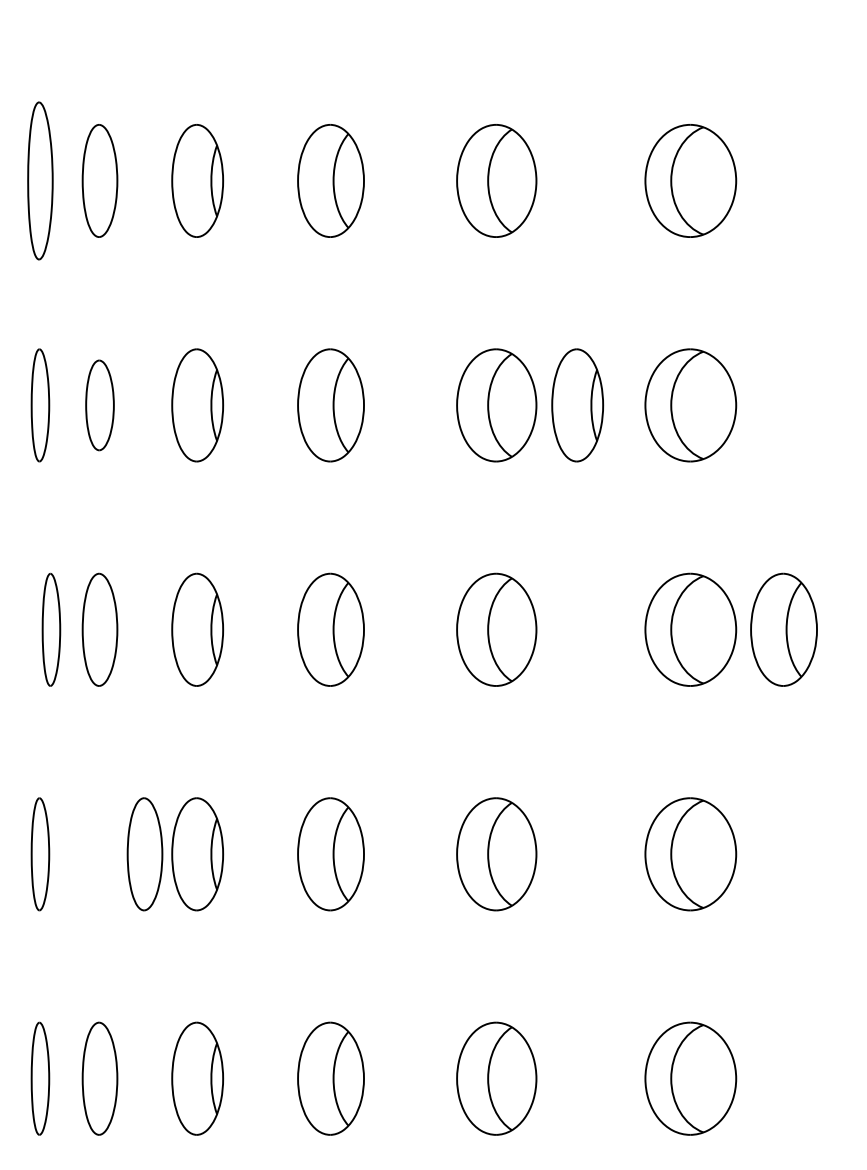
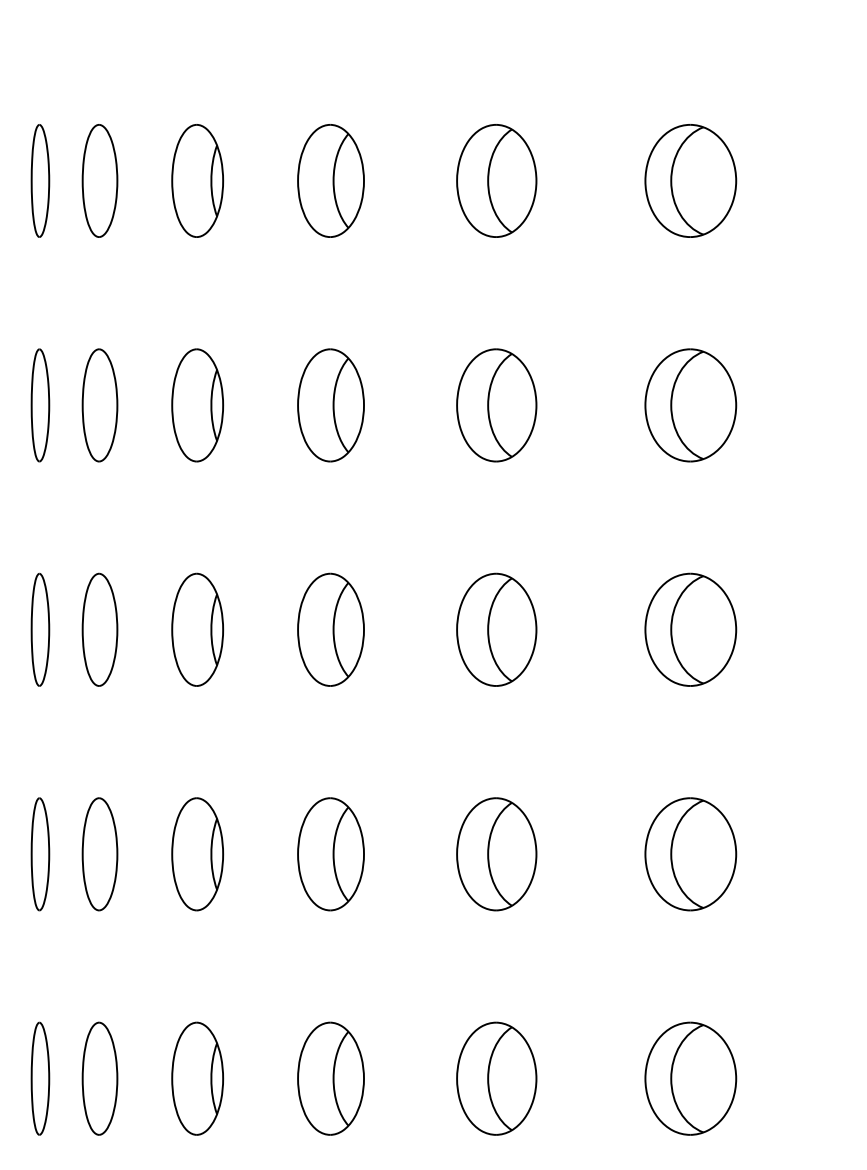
part size: 27x160 px -> 21x114 px (40, 180)
part size: 30x93 px -> 38x115 px (99, 405)
part: present -> none (577, 405)
part position: (51, 629) -> (40, 629) (40, 629)
part: present -> none (783, 629)
part position: (144, 854) -> (99, 854) (99, 854)
